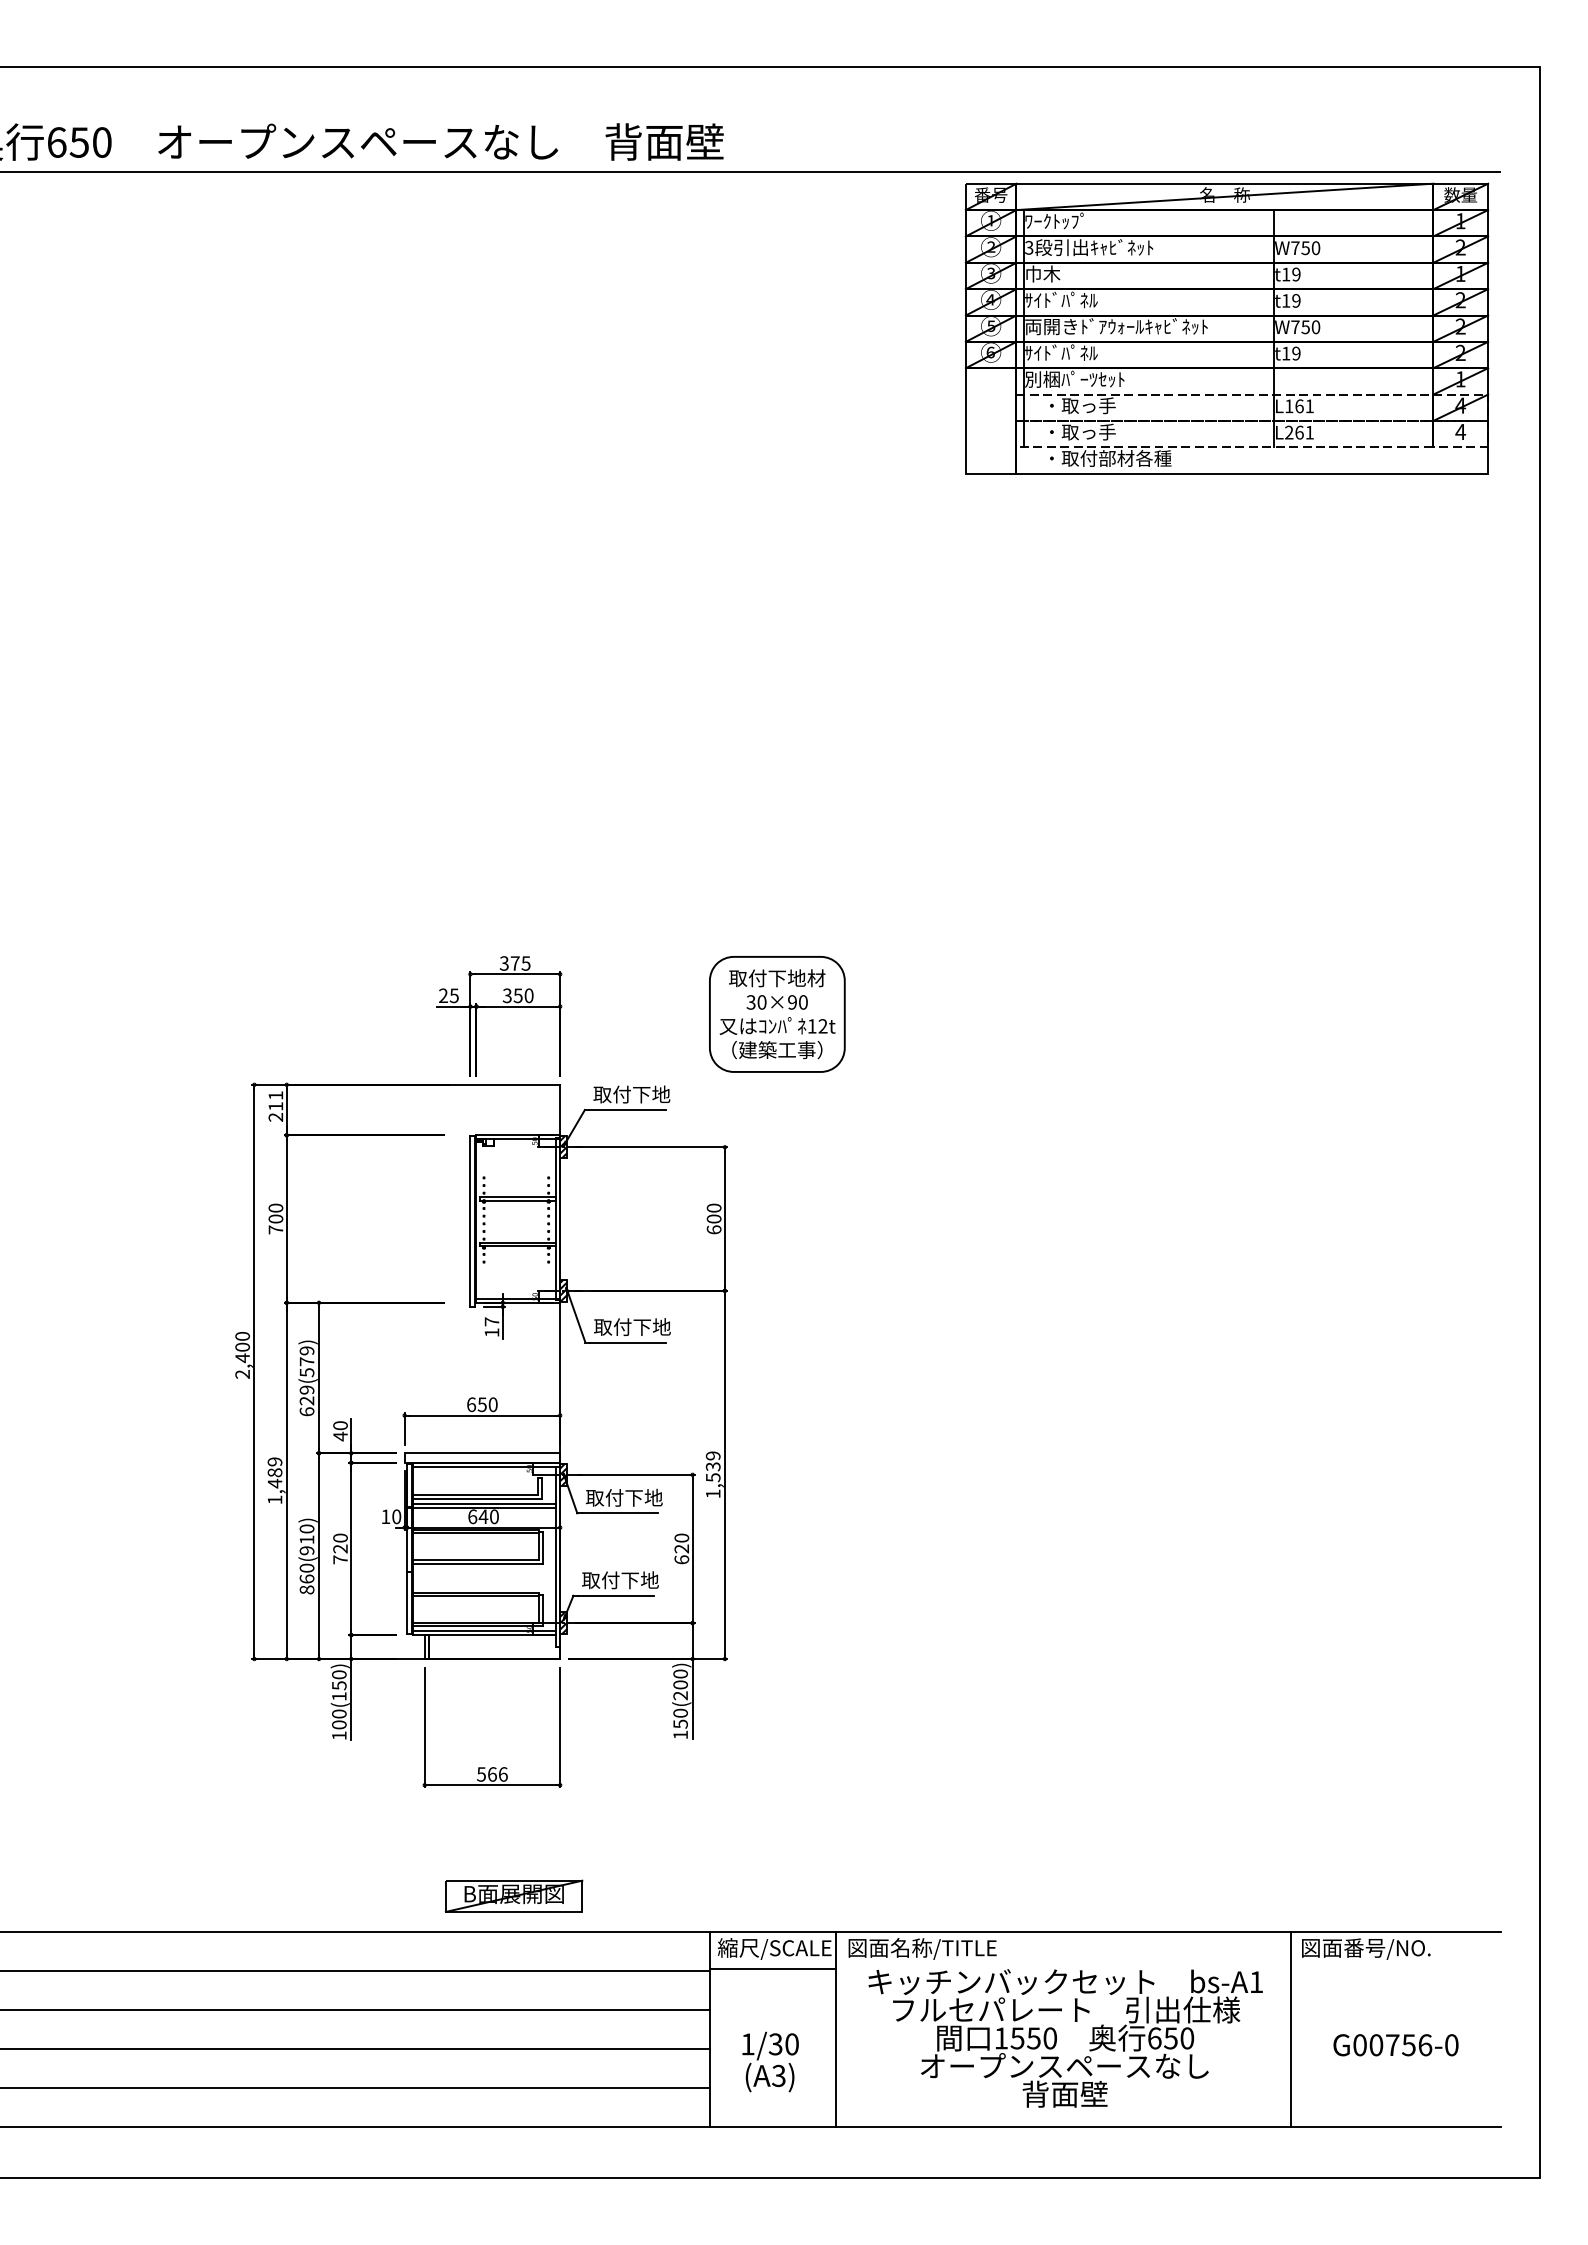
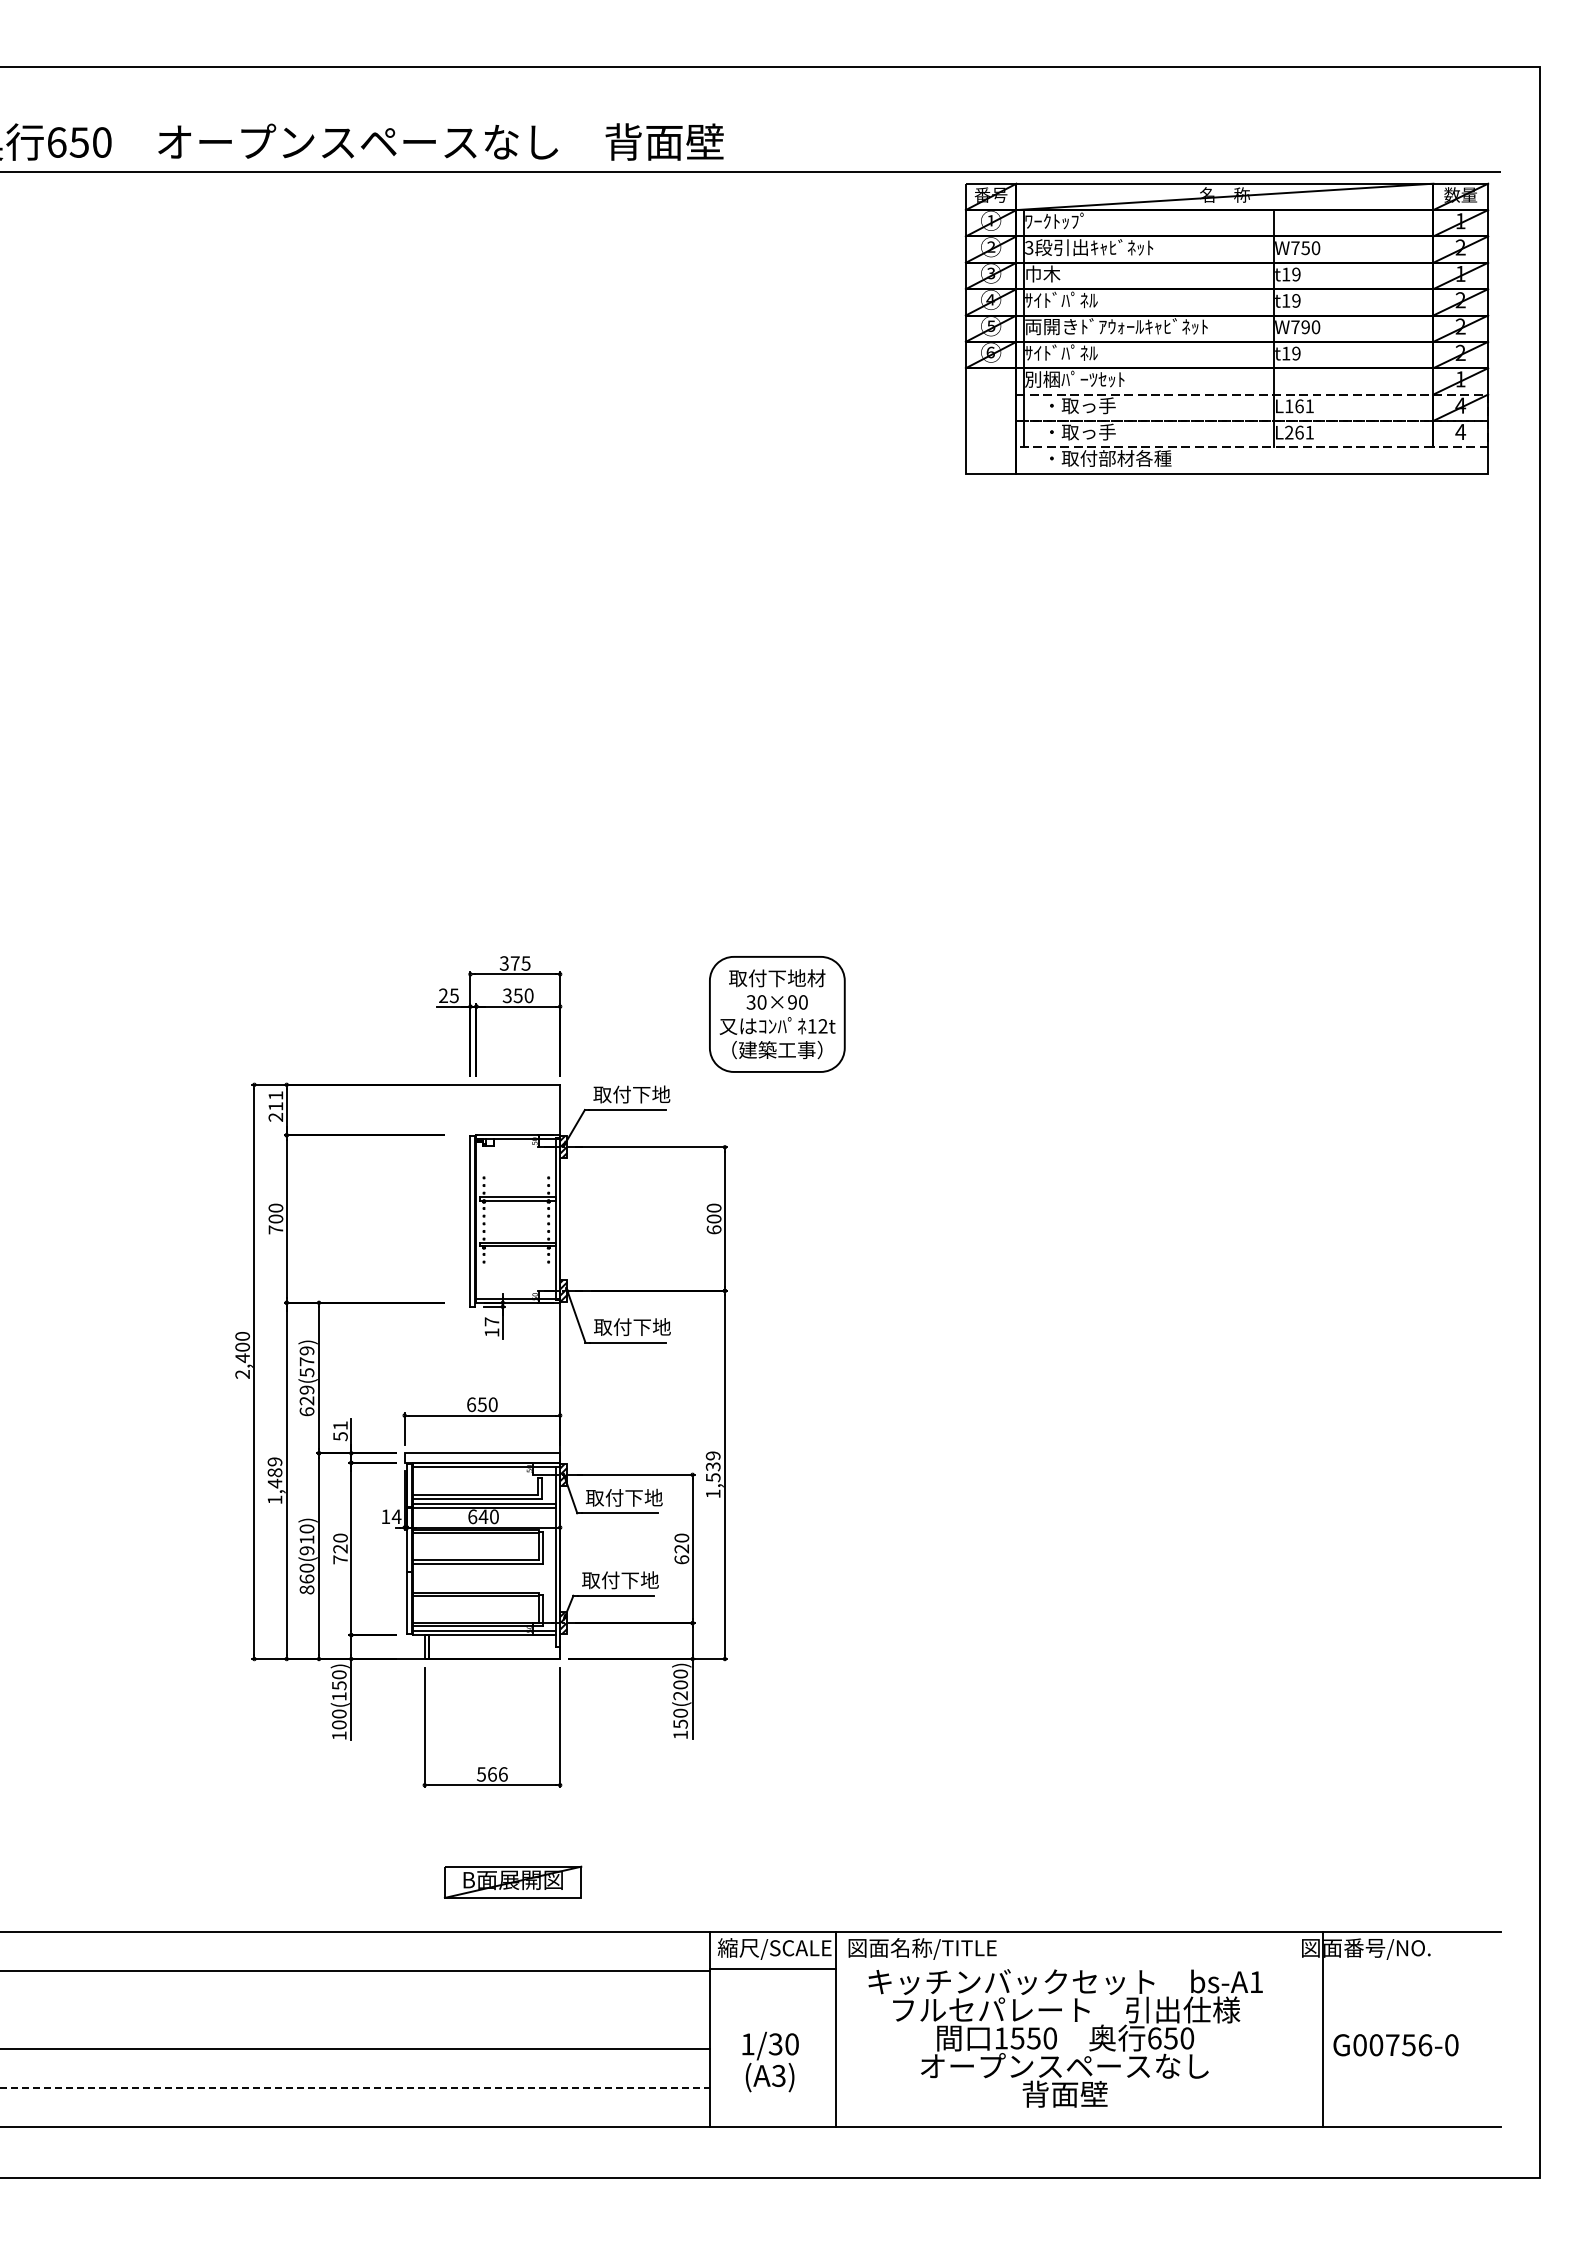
text: W750 -> W790 (1305, 327)
text: 40 -> 51 (340, 1431)
text: 10 -> 14 (396, 1516)
part position: (514, 1895) -> (513, 1881) (513, 1881)
line: present -> none (356, 2009)
line position: (1290, 2029) -> (1322, 2029) (1322, 2029)
line: solid -> dashed (355, 2088)
